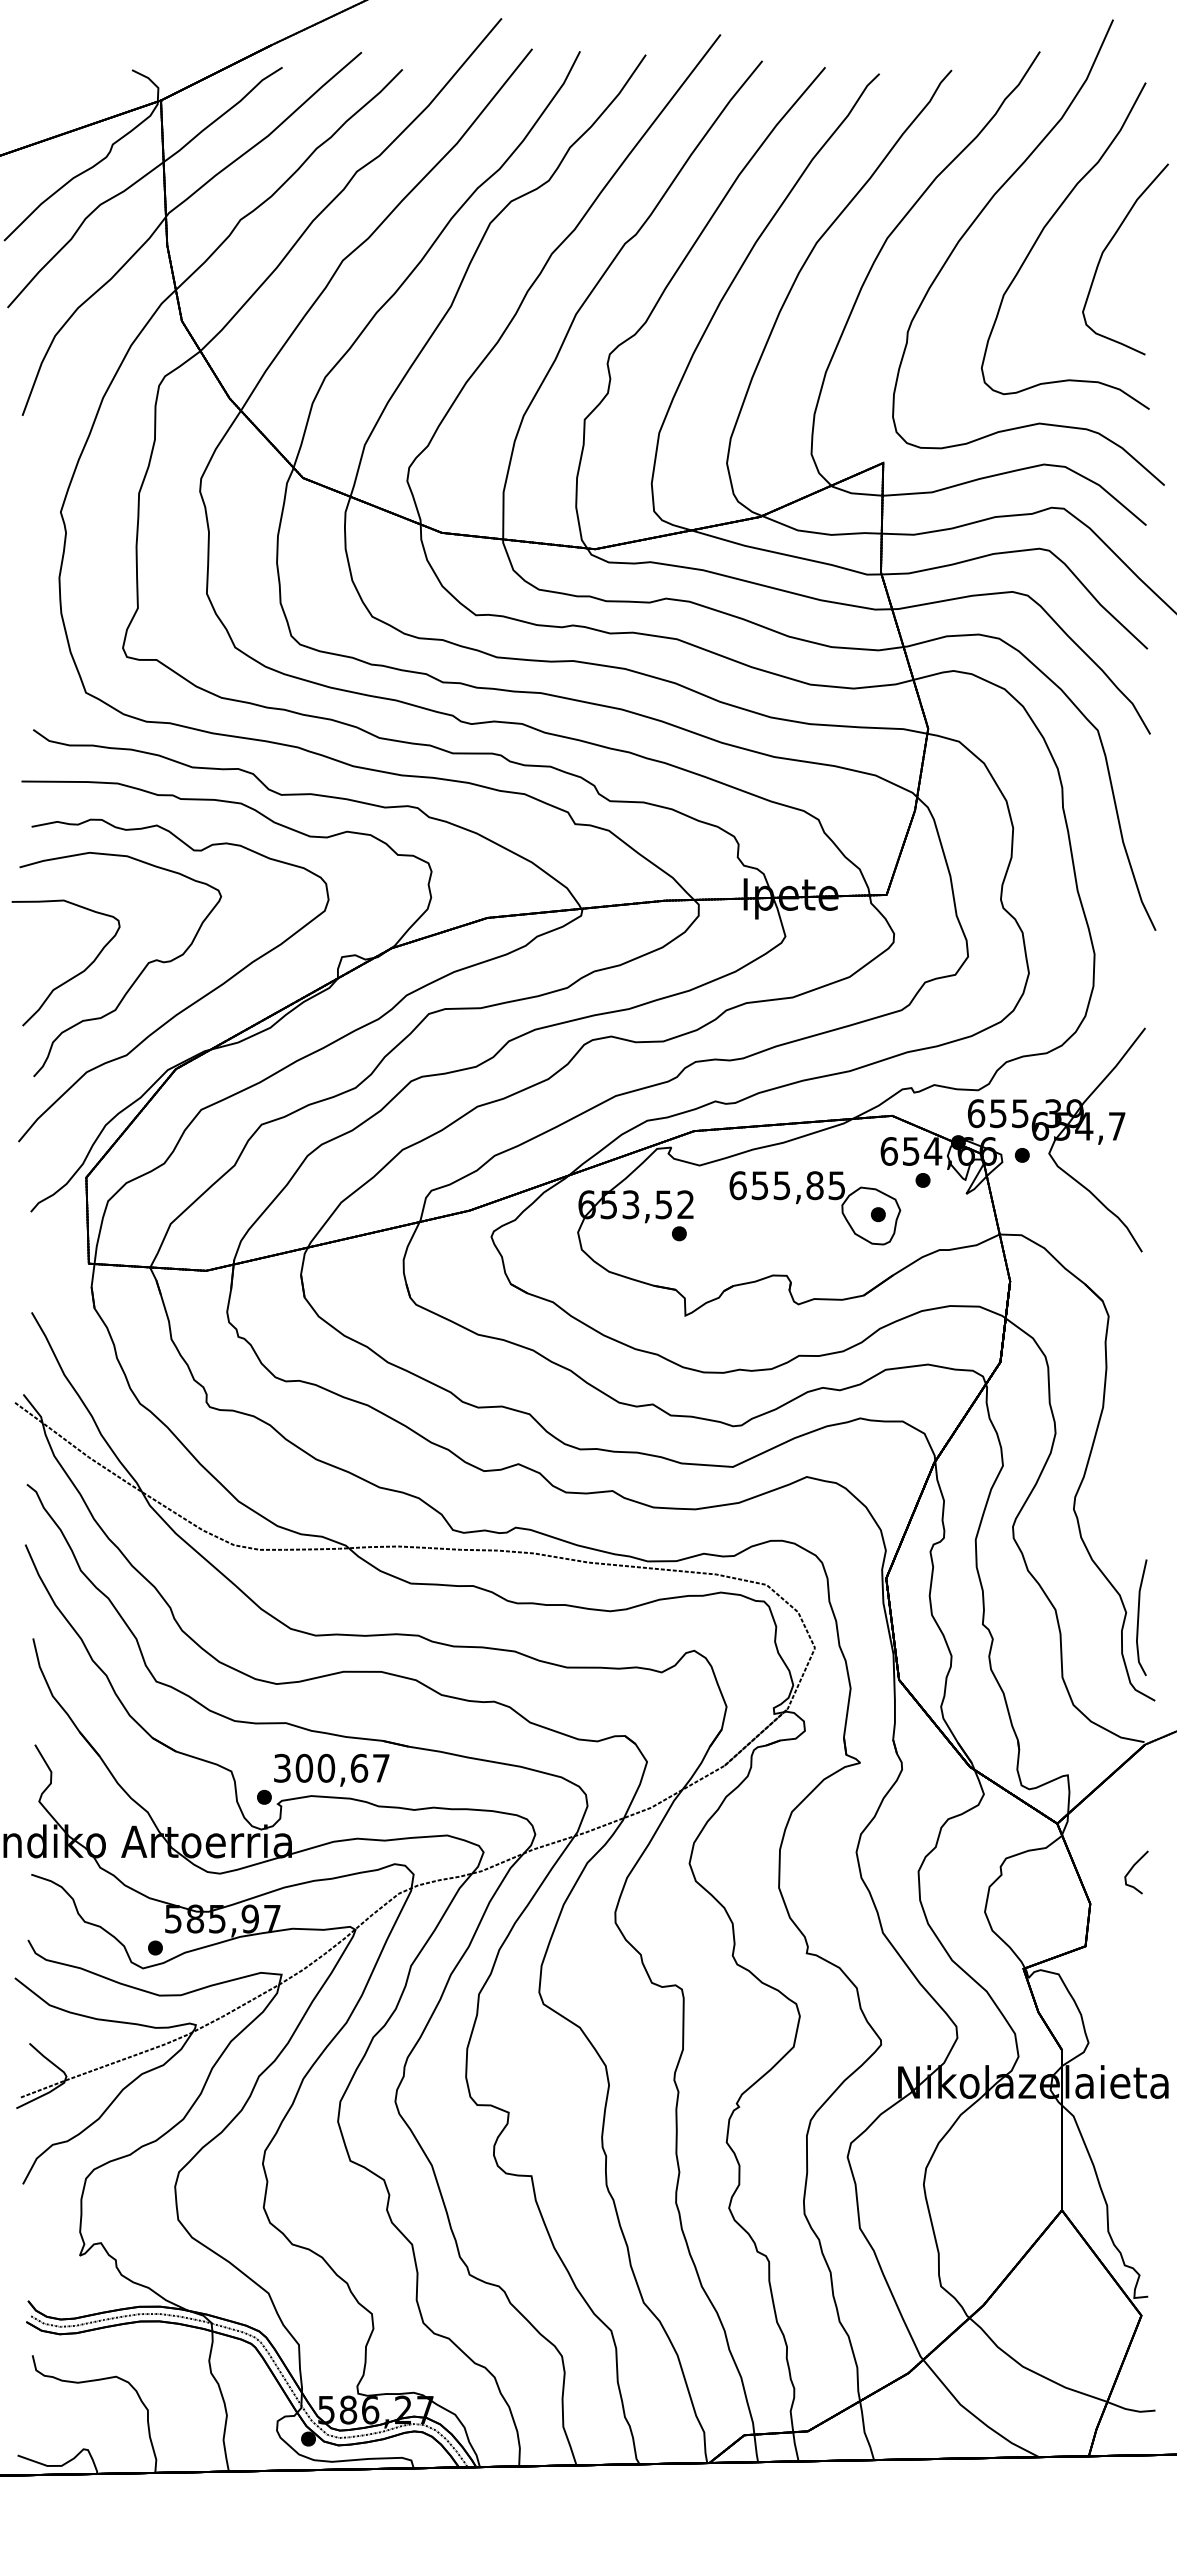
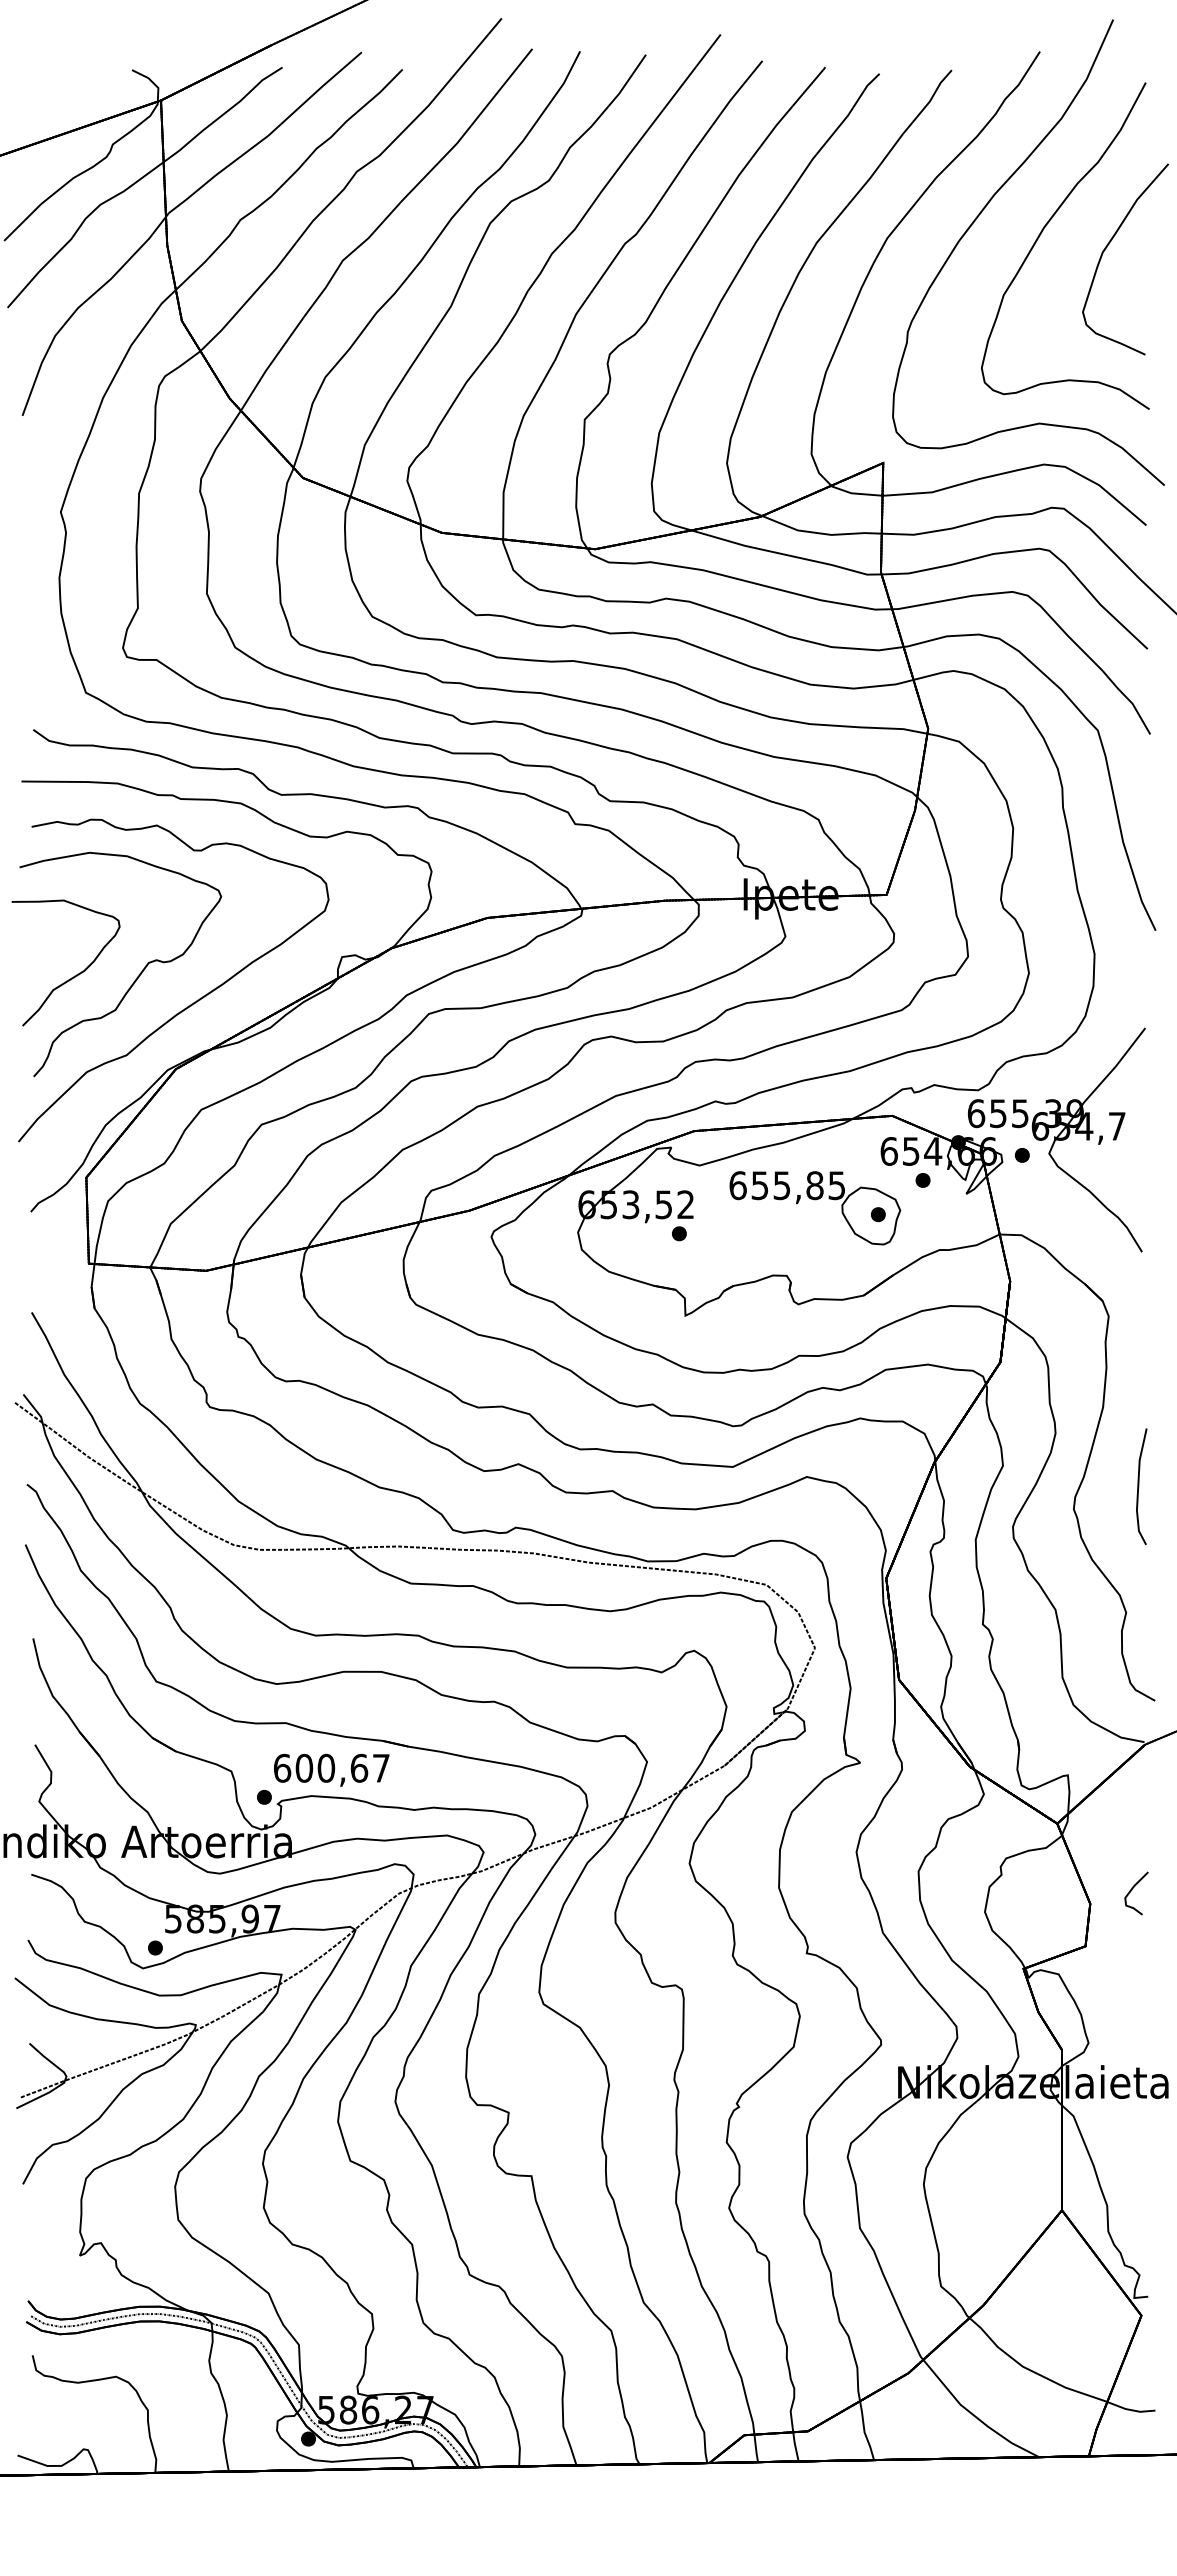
line position: (1139, 1617) -> (1139, 1486) (1139, 1486)
text: 300,67 -> 600,67 (282, 1767)
part position: (1136, 1872) -> (1136, 1893) (1136, 1893)
